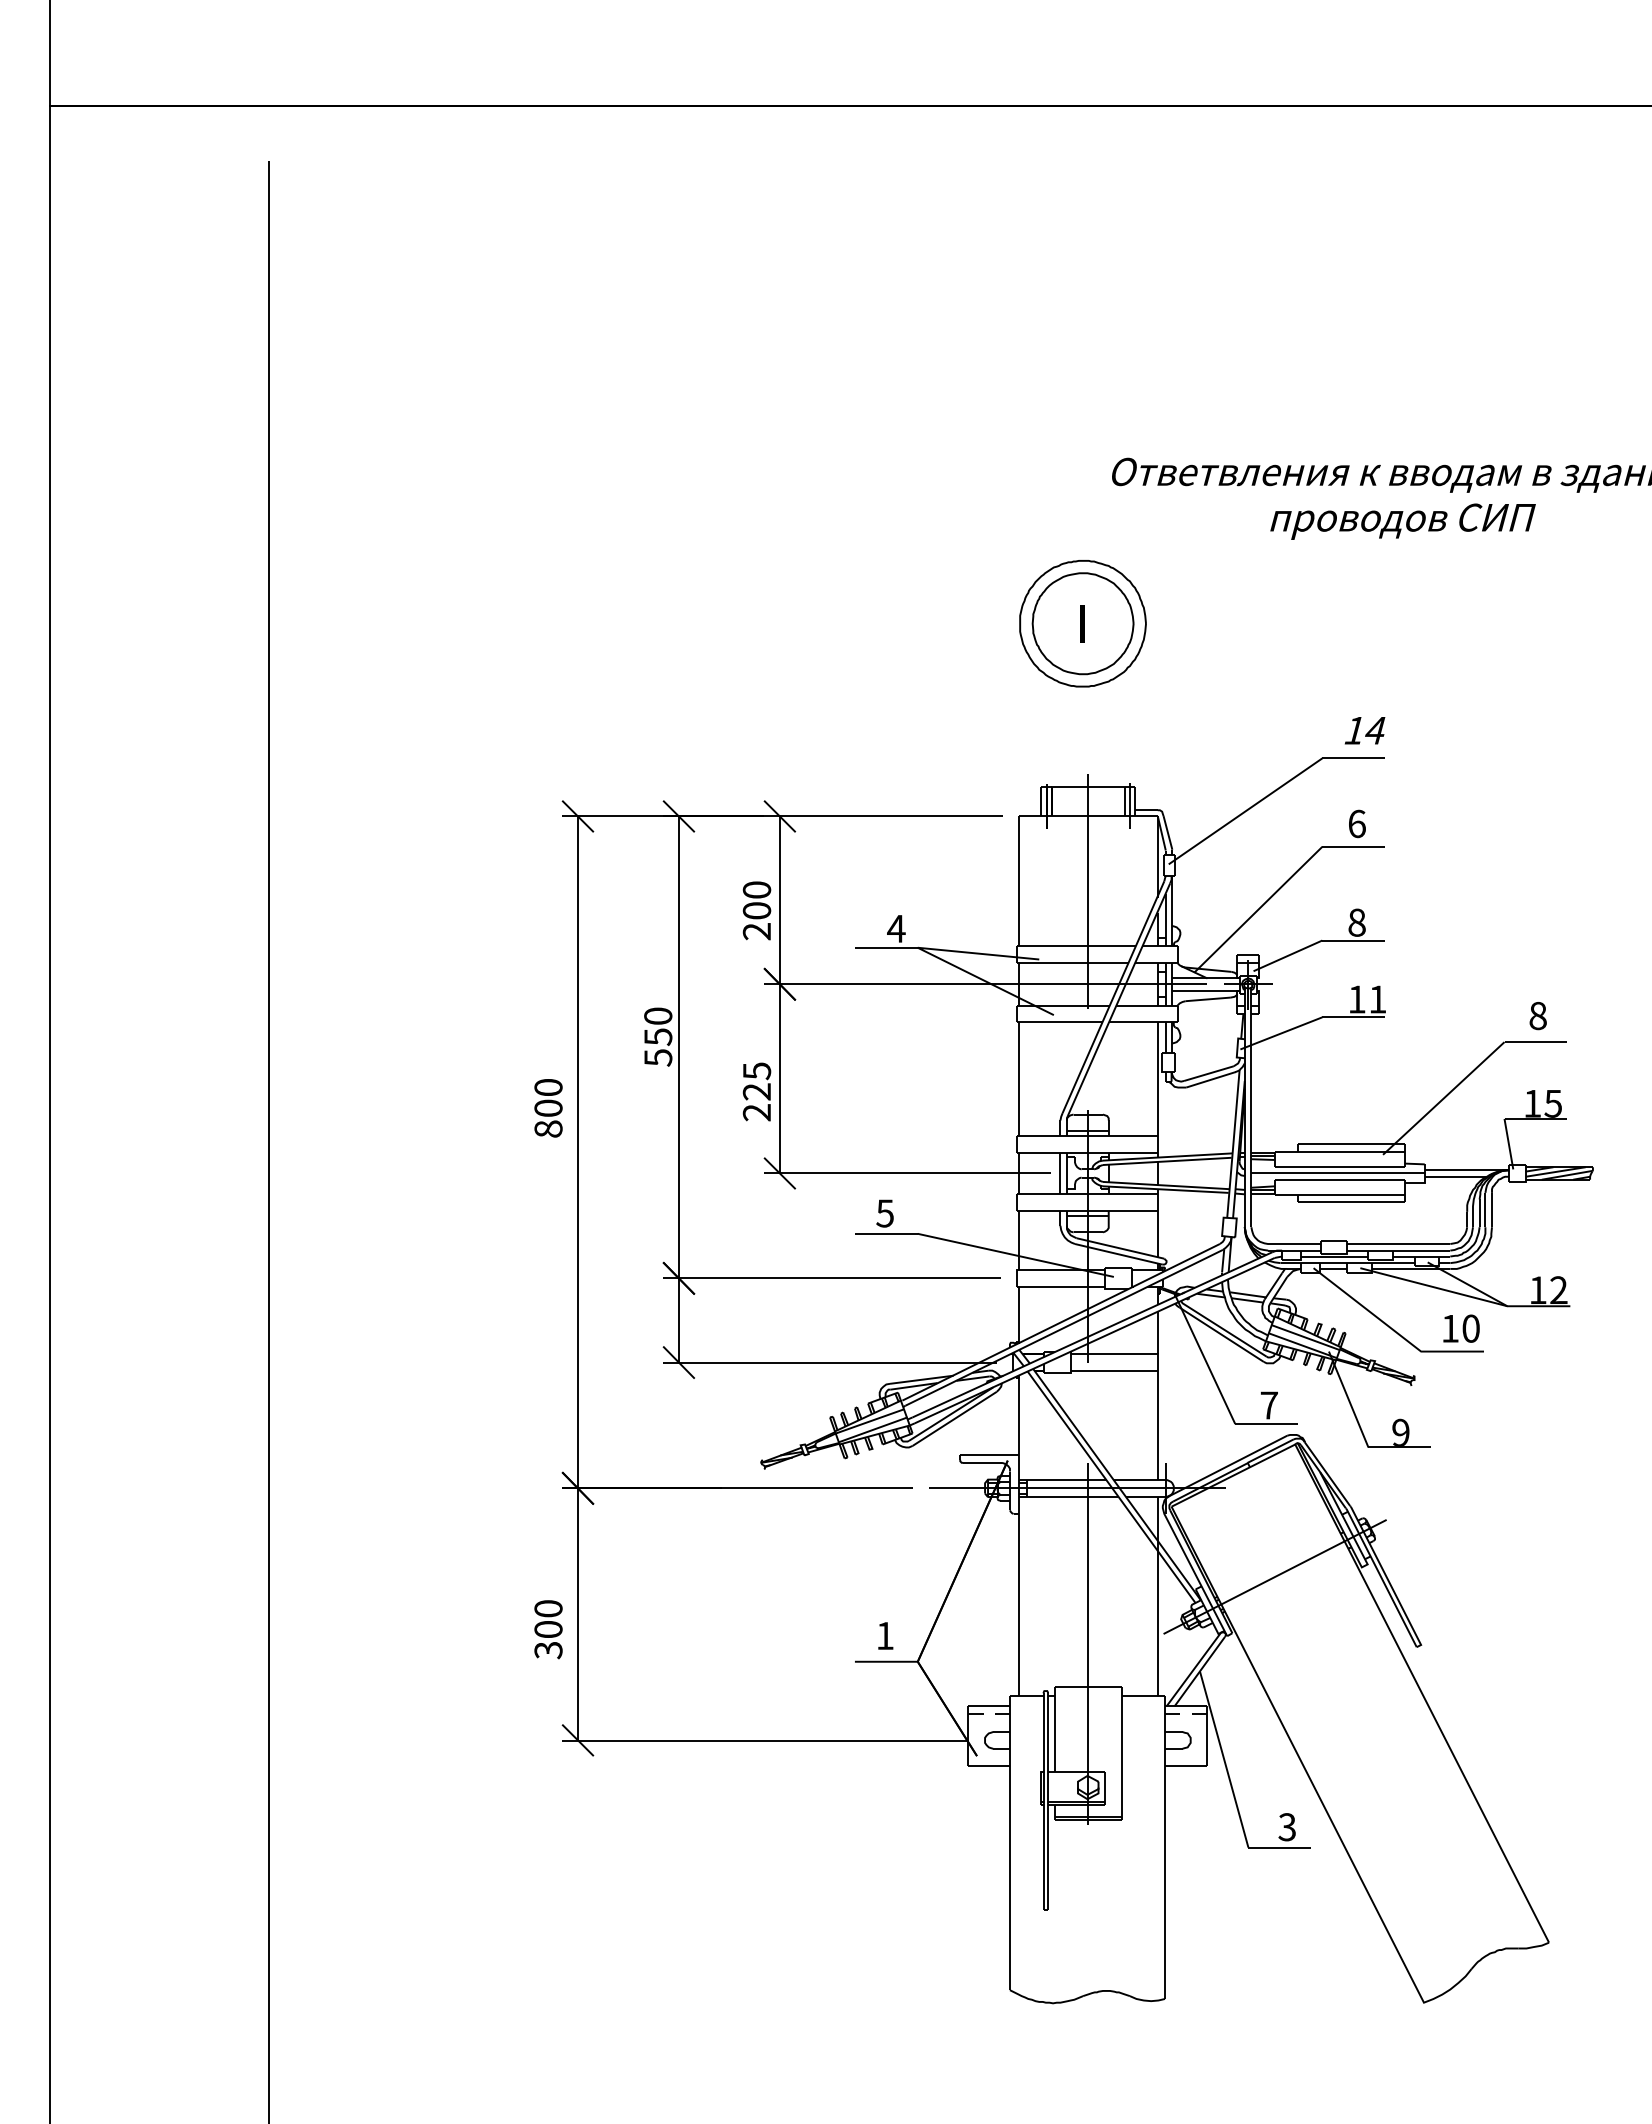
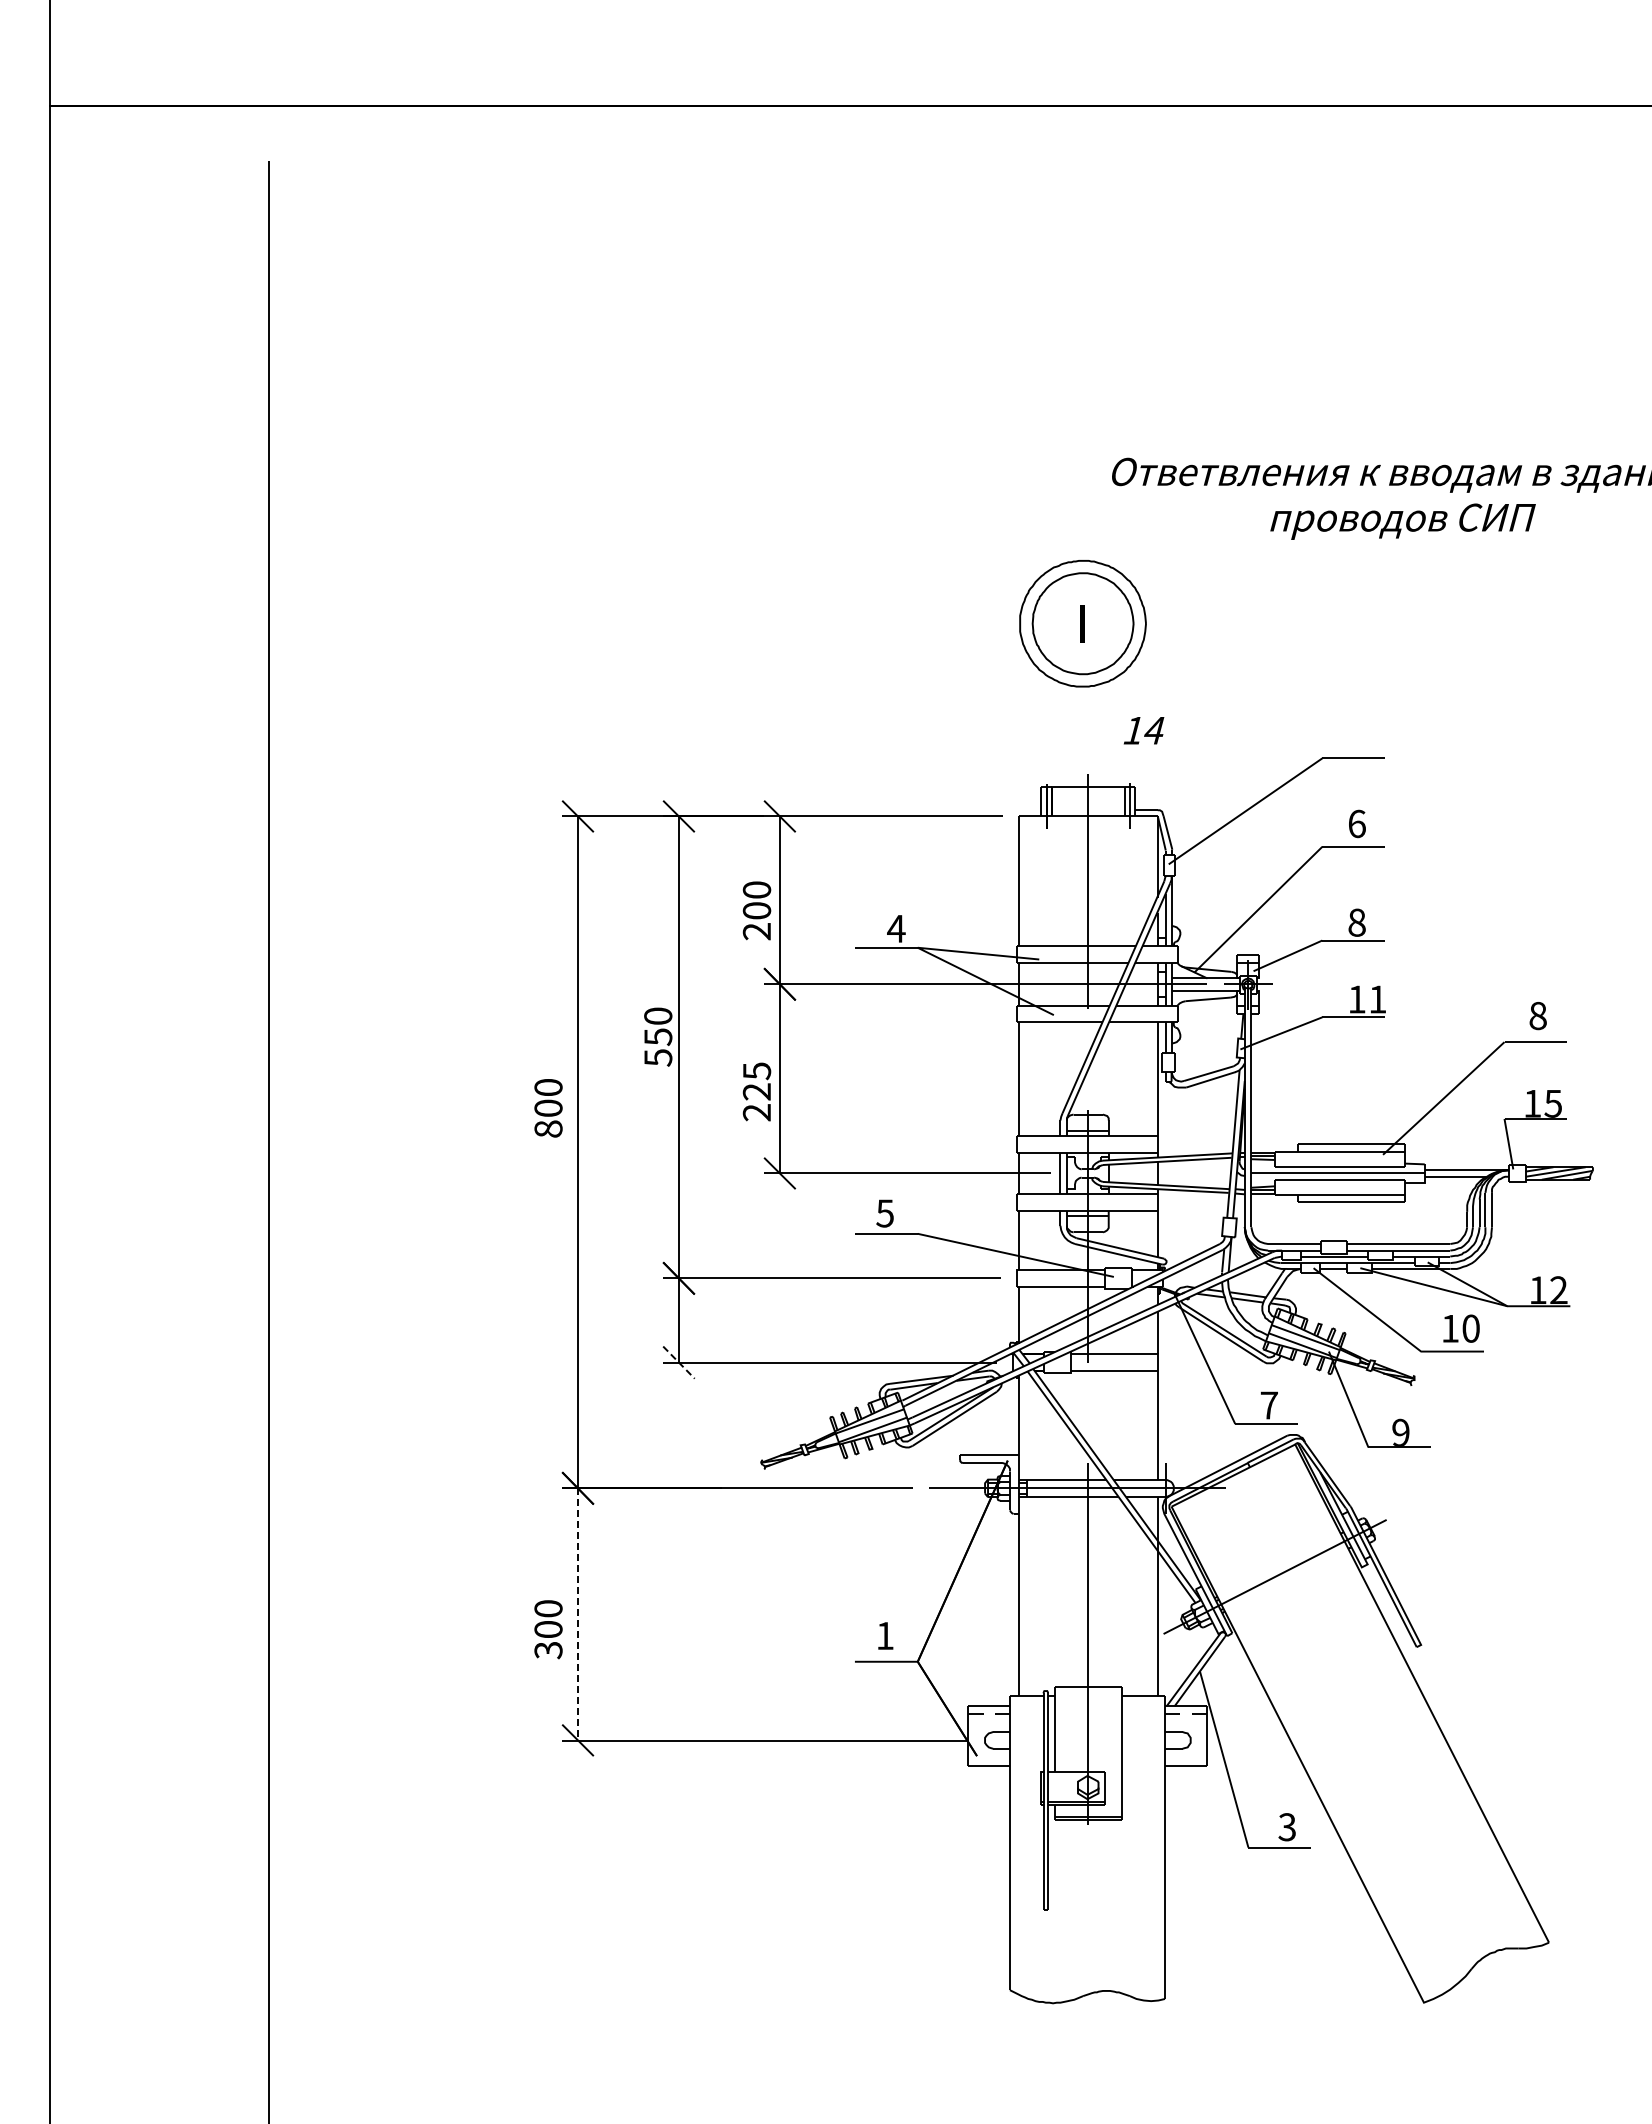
text position: (1364, 730) -> (1143, 730) (1143, 730)
line: solid -> dashed (678, 1362)
line: solid -> dashed (578, 1615)
